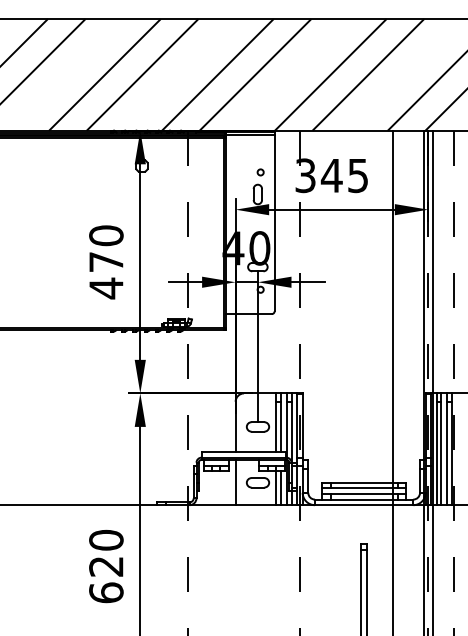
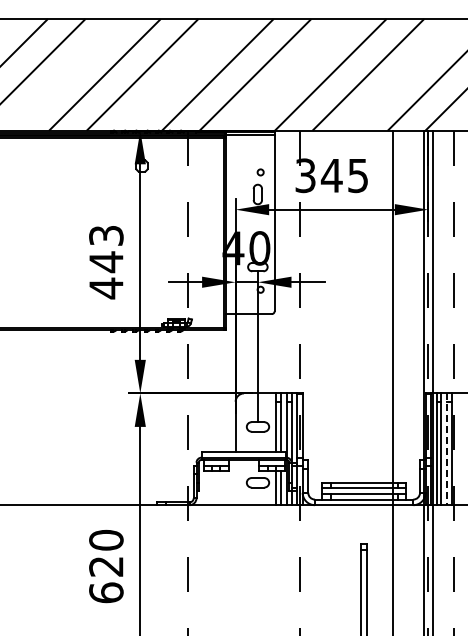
text: 470 -> 443 (106, 249)
line: solid -> dashed (446, 449)
line: present -> none (235, 482)
